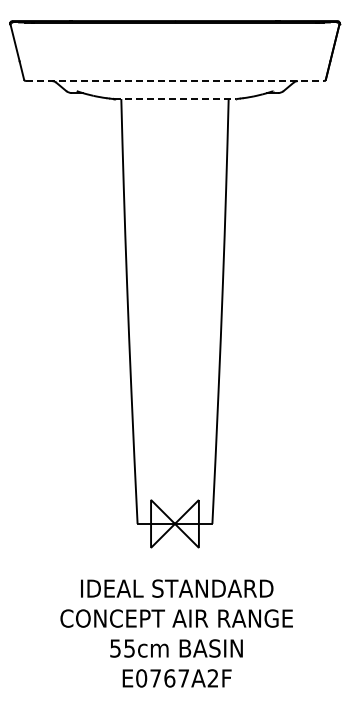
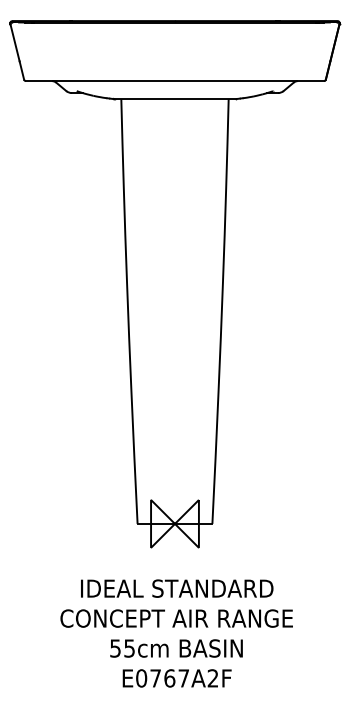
line: dashed -> solid (175, 81)
line: dashed -> solid (175, 99)
